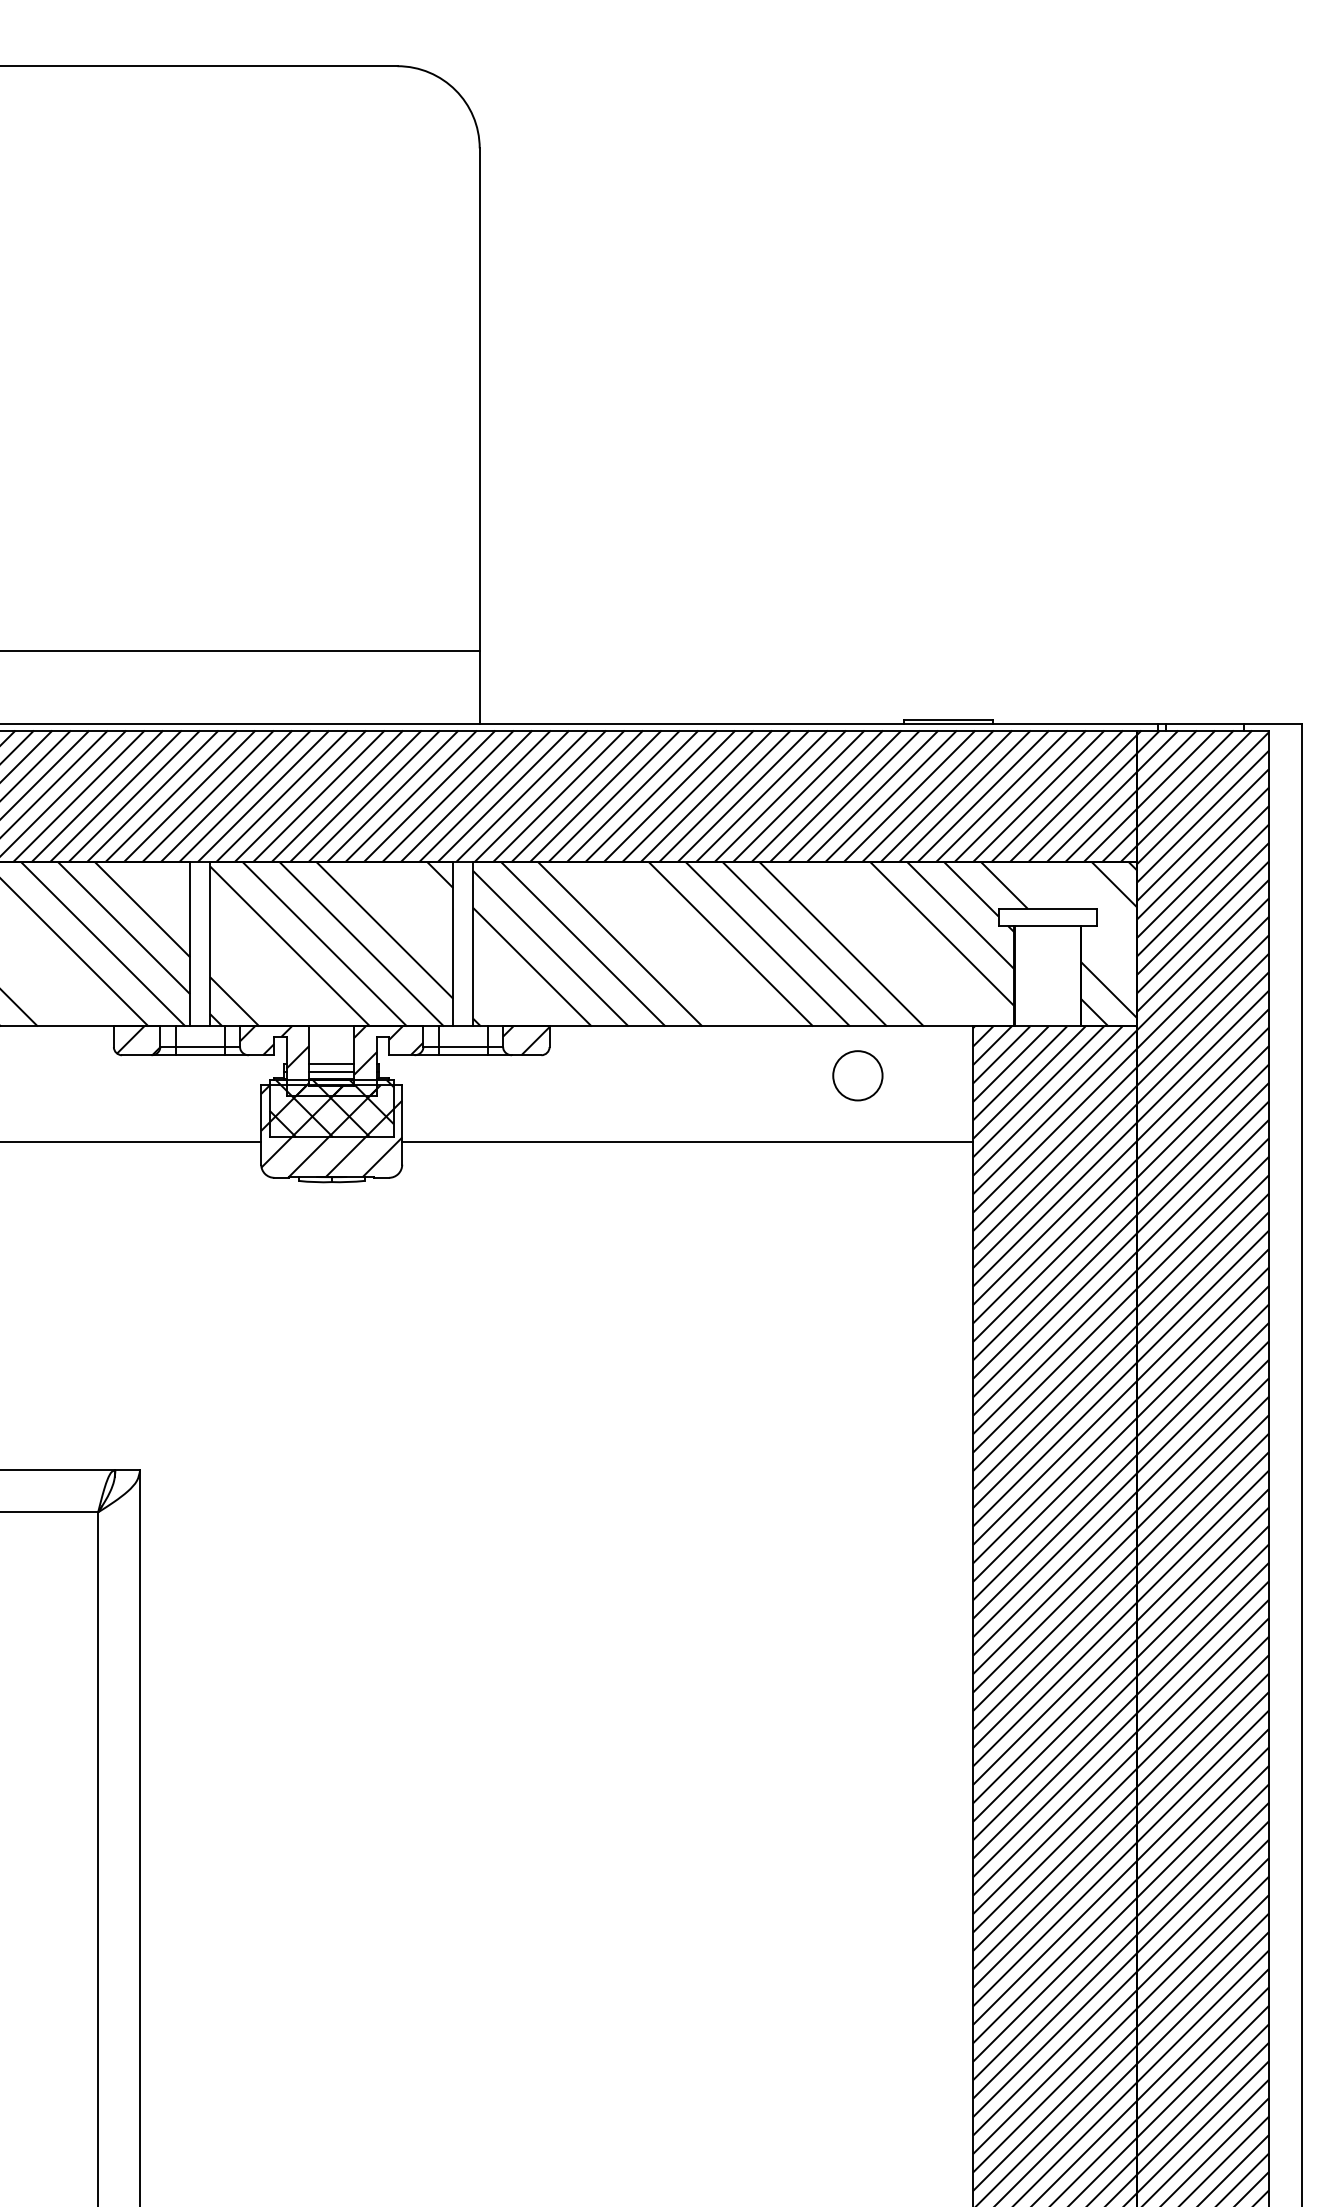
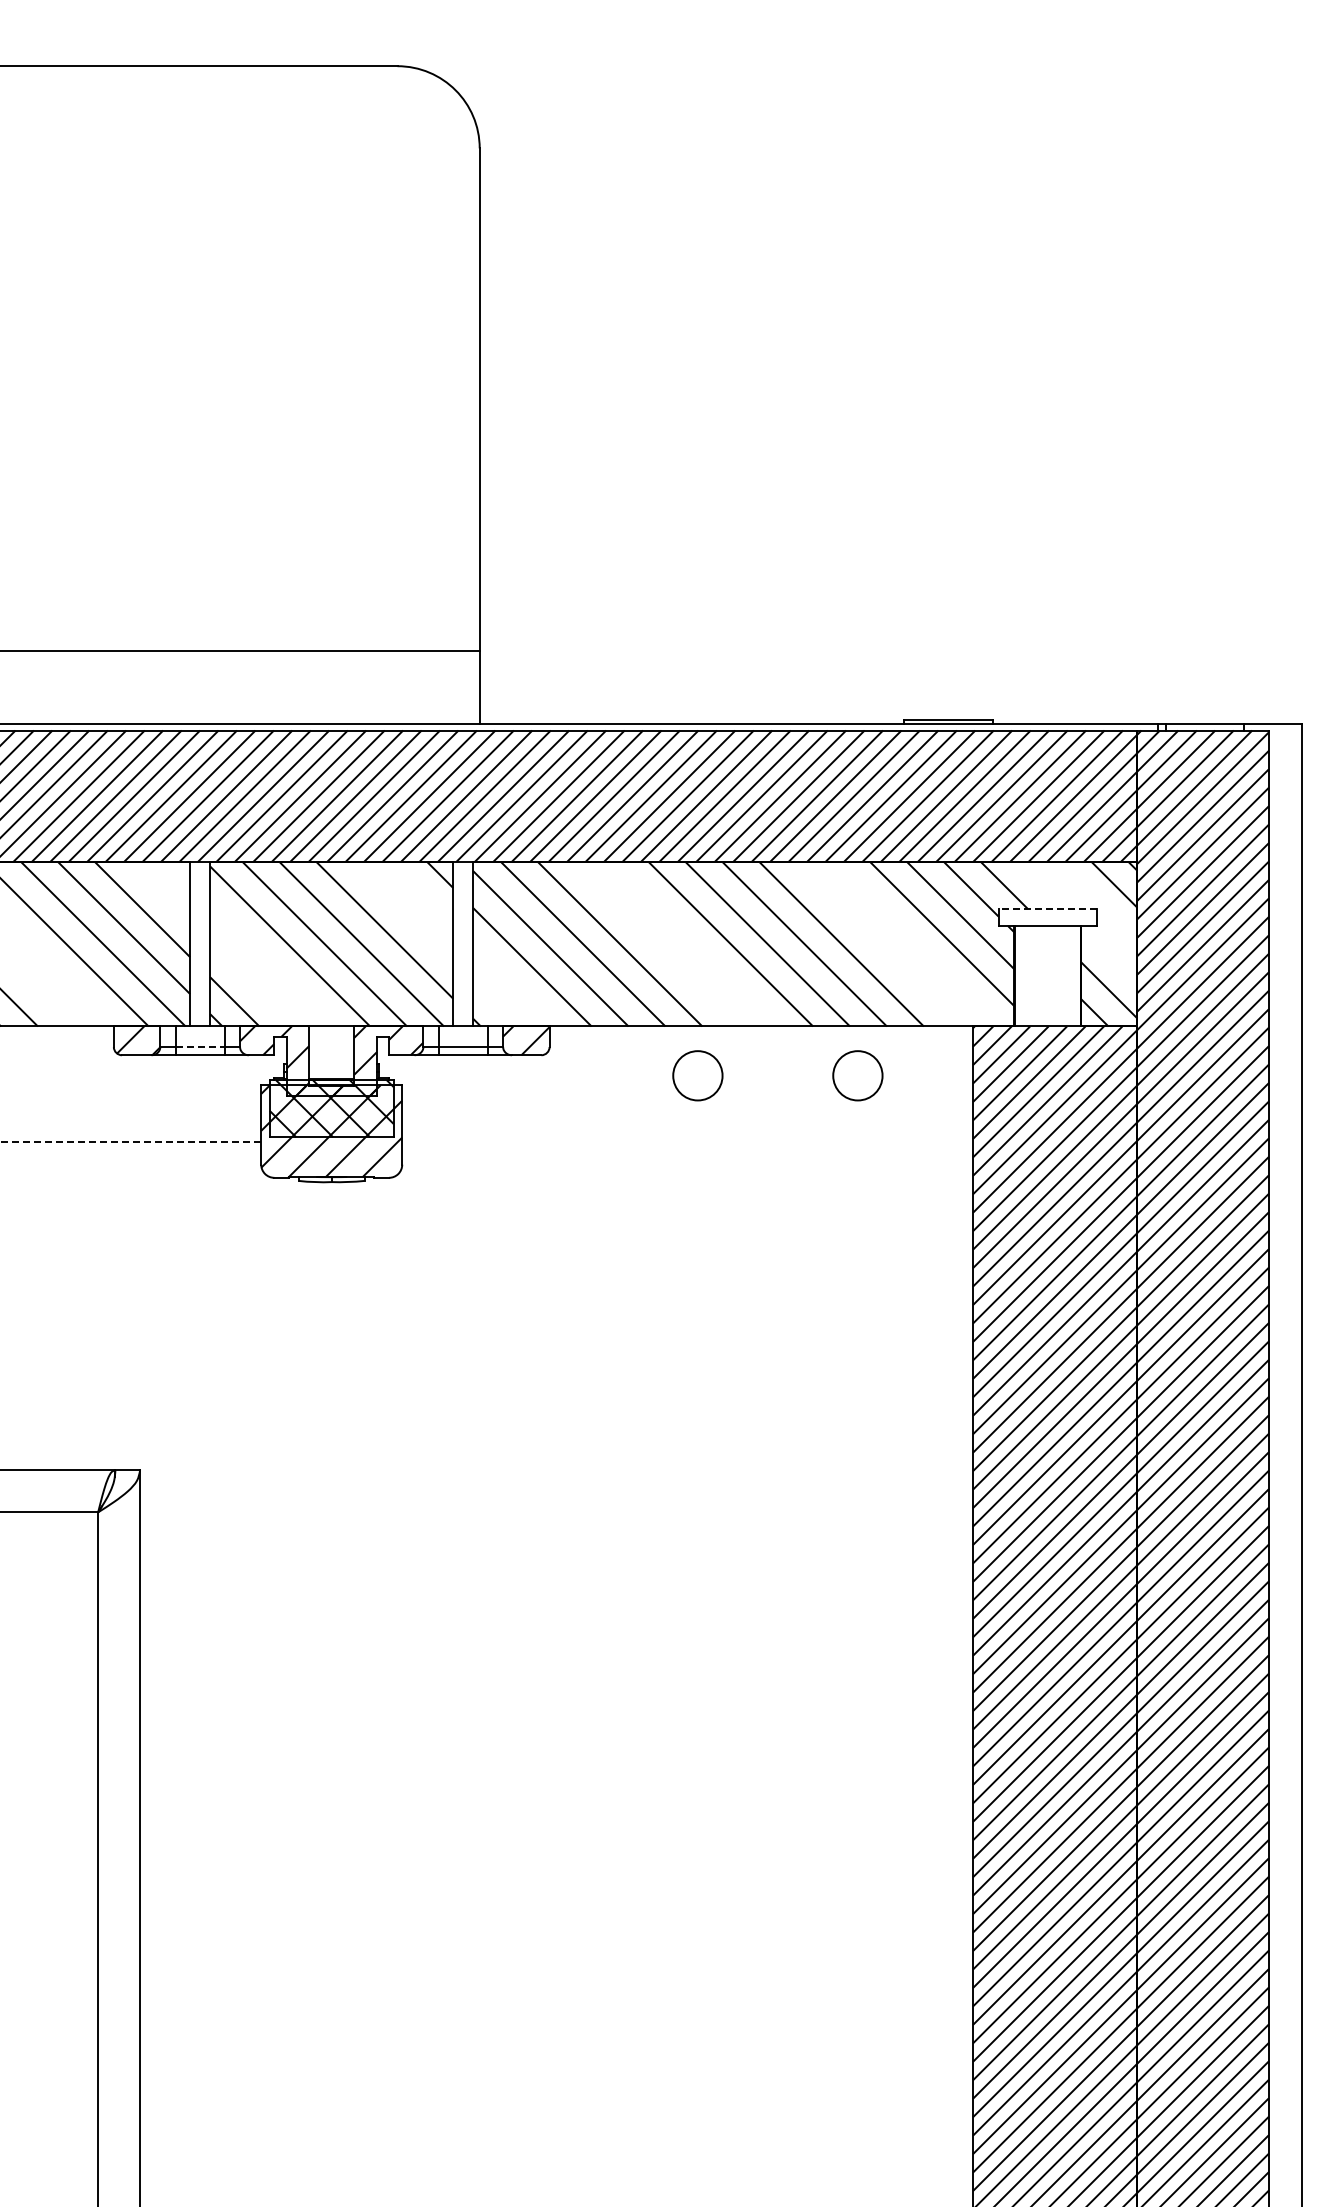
line: solid -> dashed (1047, 908)
line: solid -> dashed (200, 1047)
line: present -> none (331, 1063)
line: present -> none (331, 1071)
circle: none -> present (697, 1075)
line: solid -> dashed (130, 1141)
line: present -> none (687, 1141)
